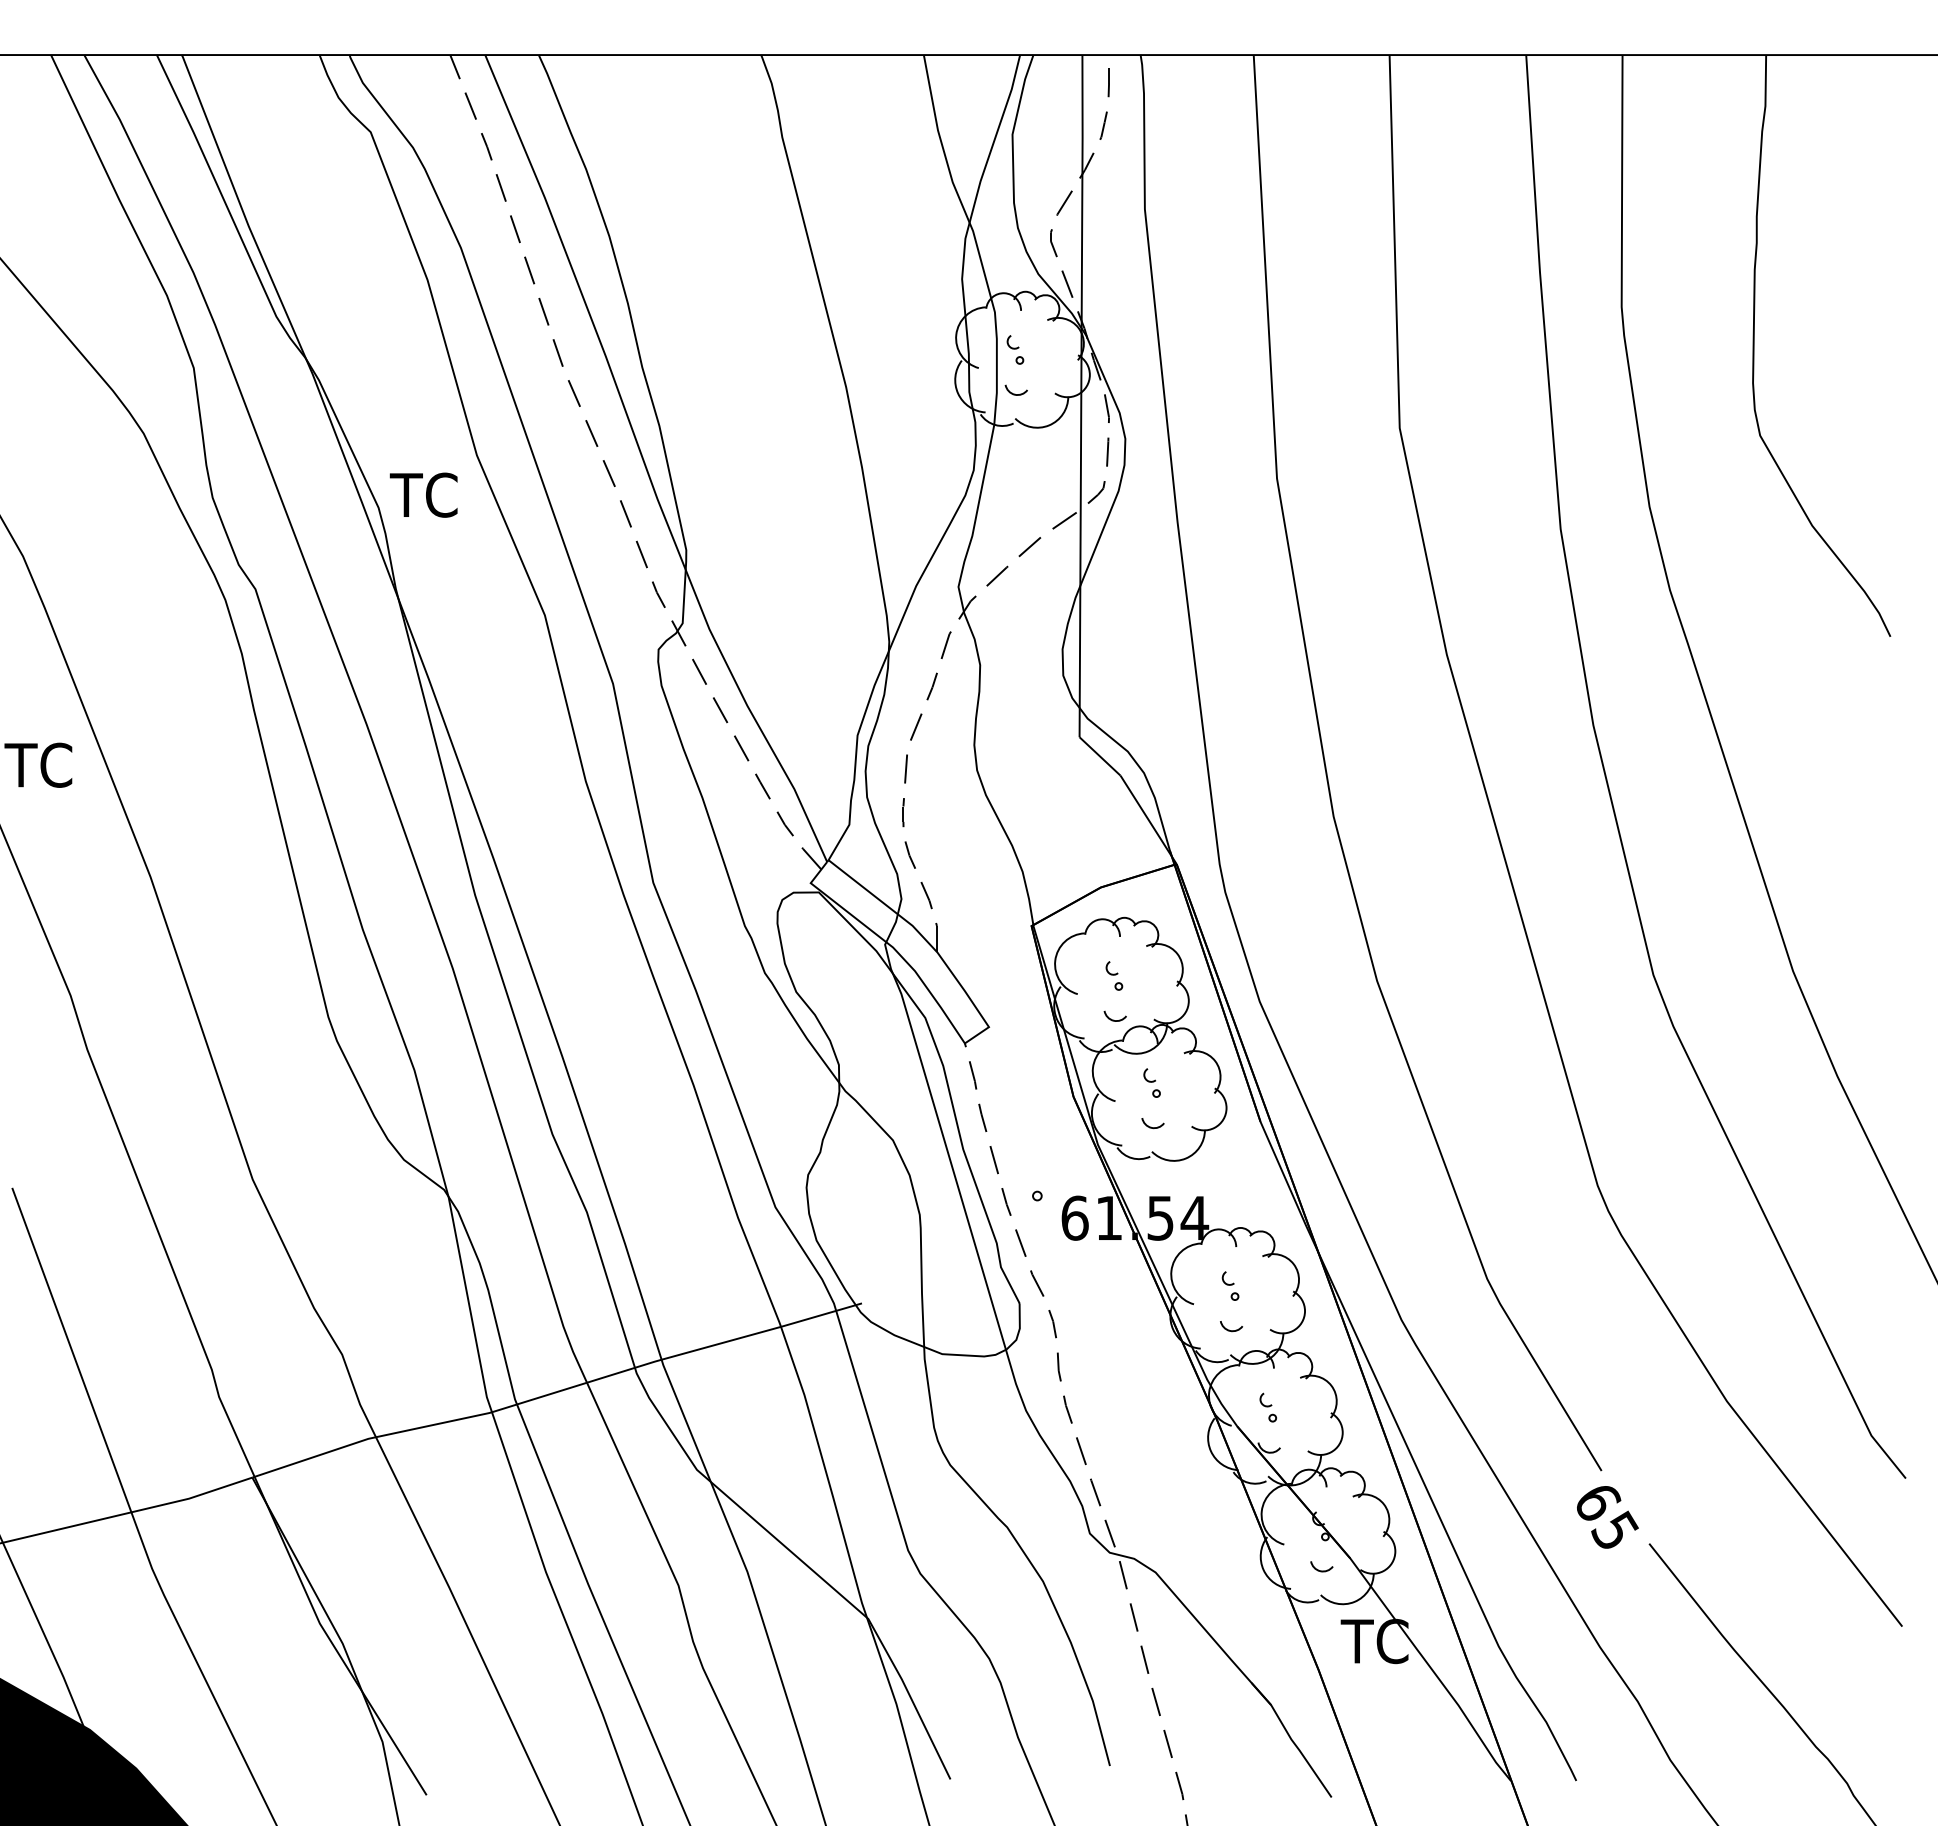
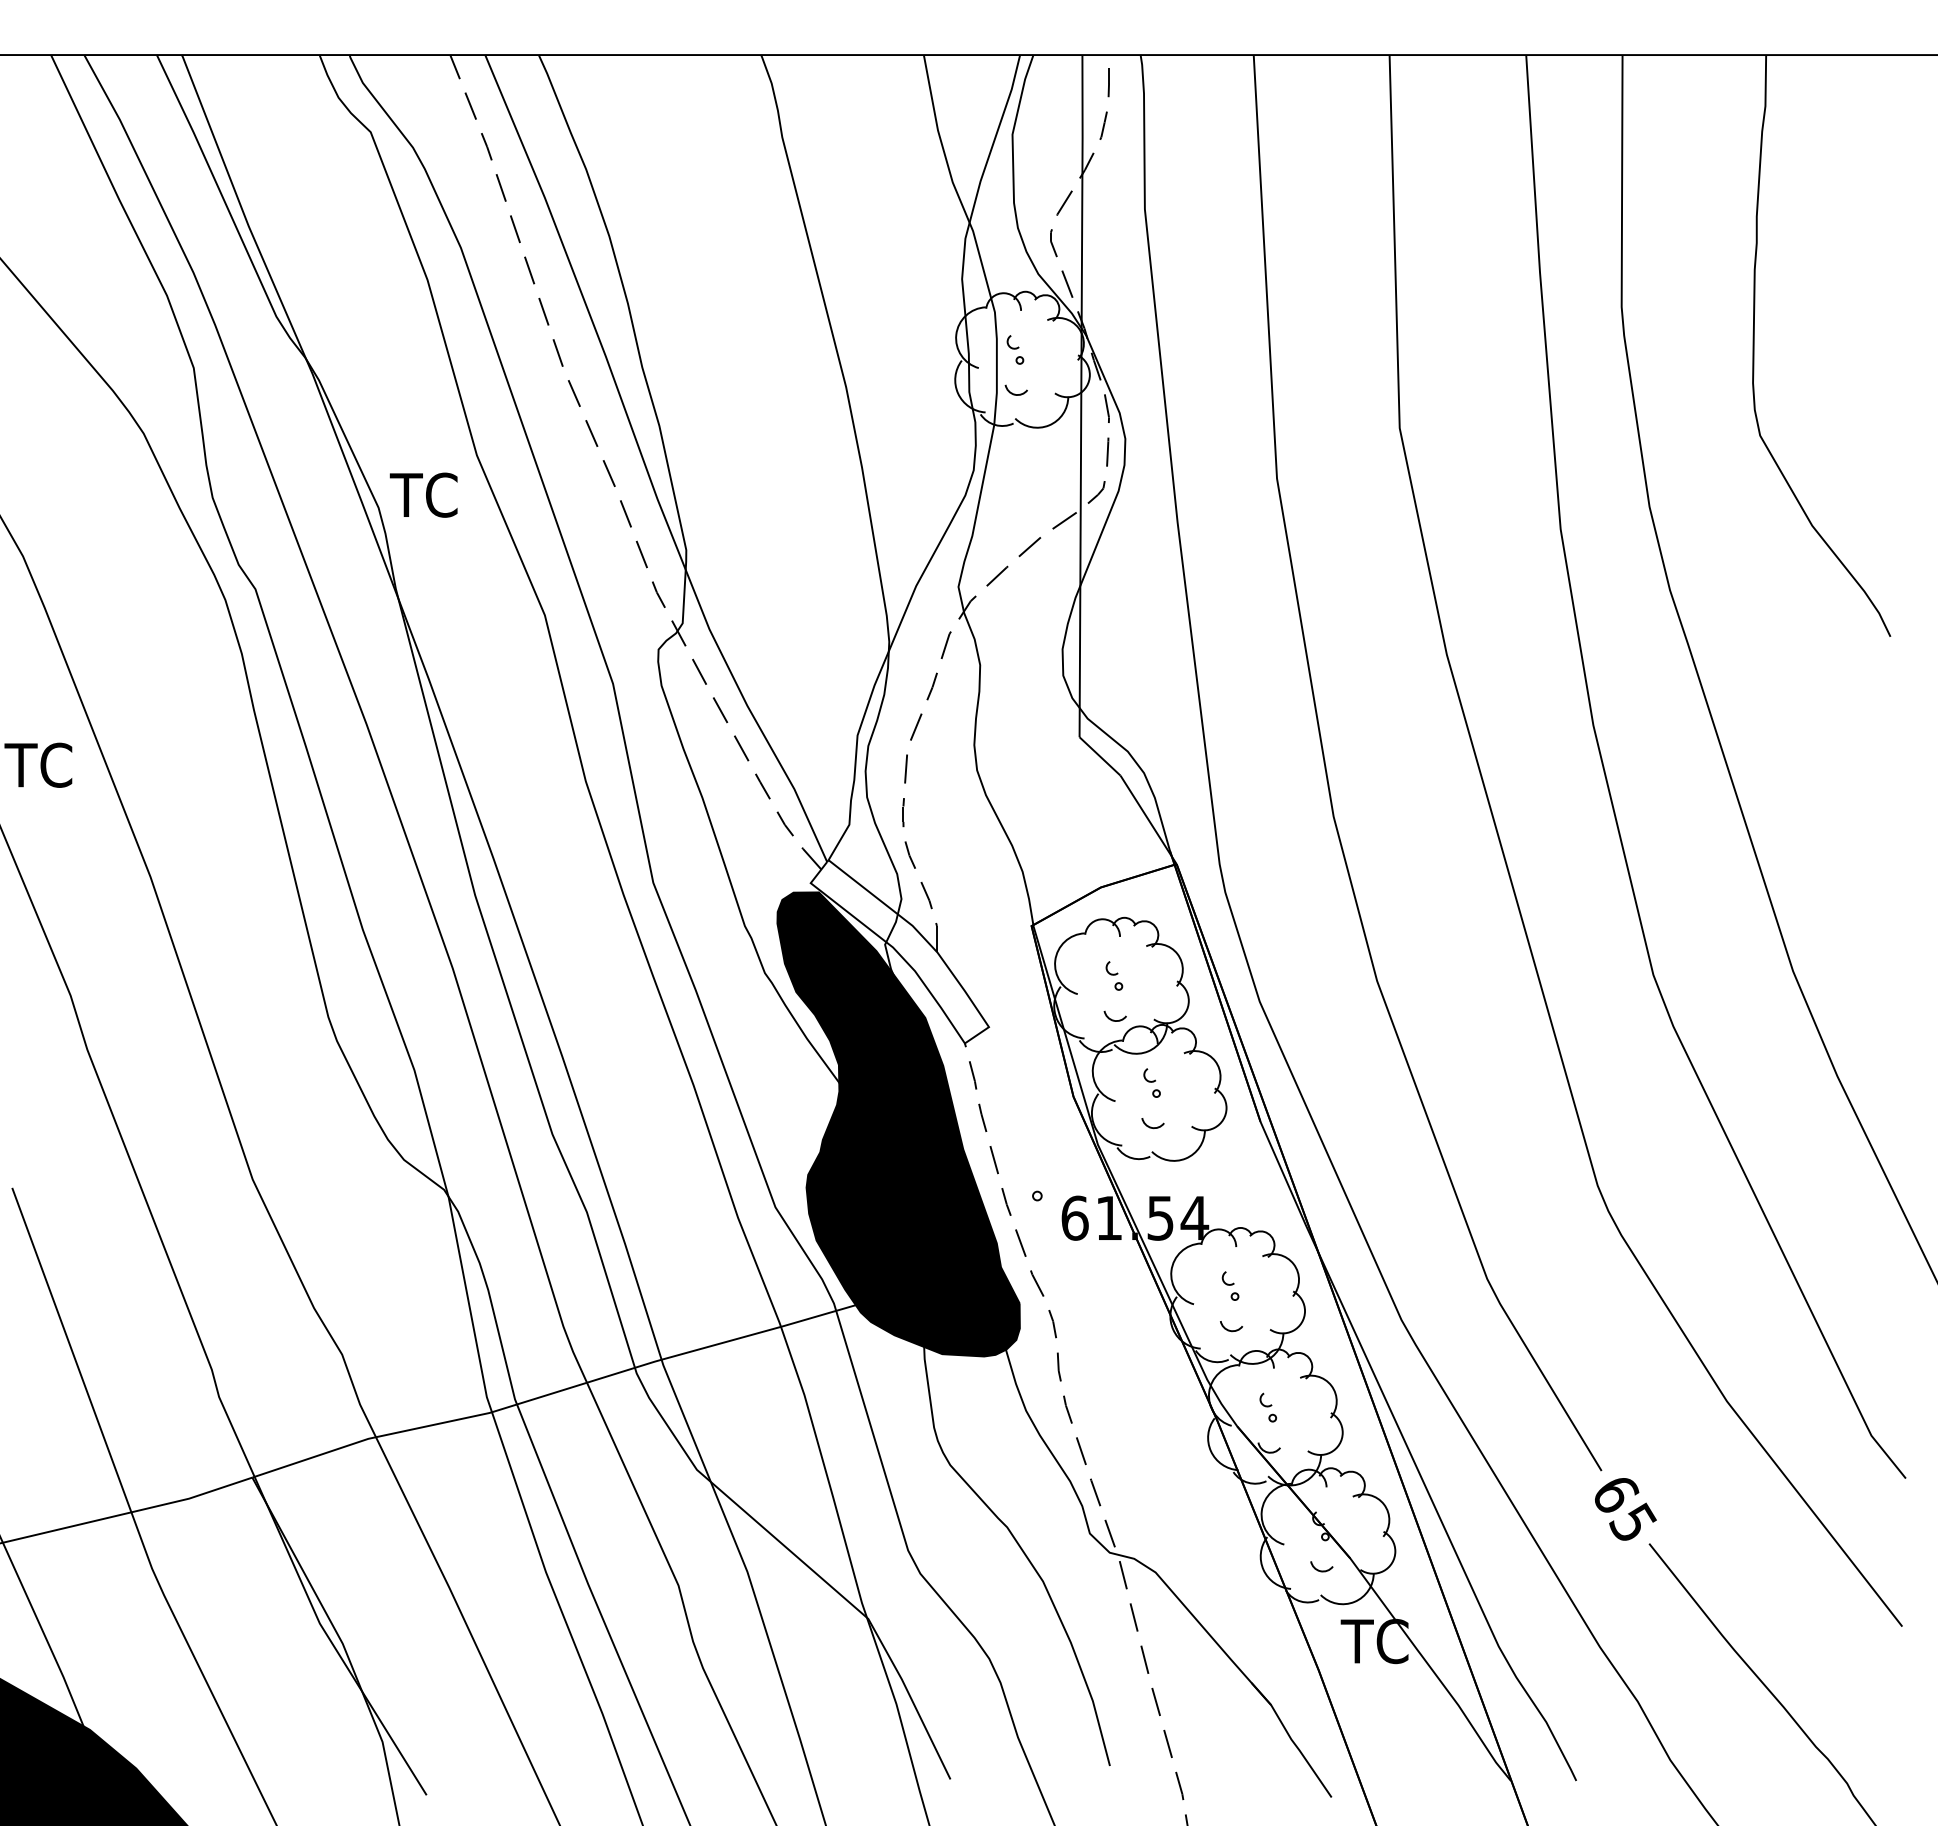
fill: none -> present (898, 1124)
text position: (1607, 1517) -> (1625, 1509) (1625, 1509)
